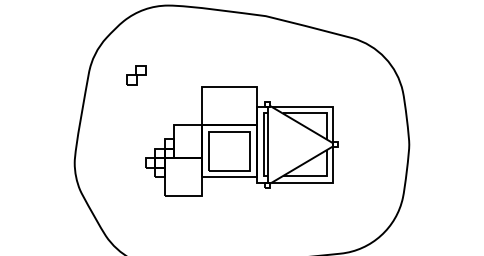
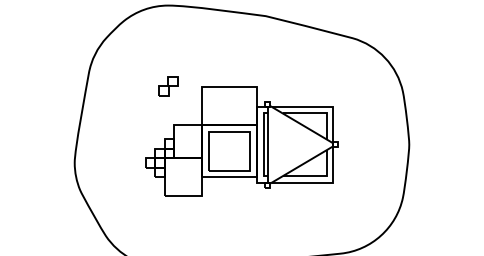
part position: (136, 75) -> (168, 86) (168, 86)
